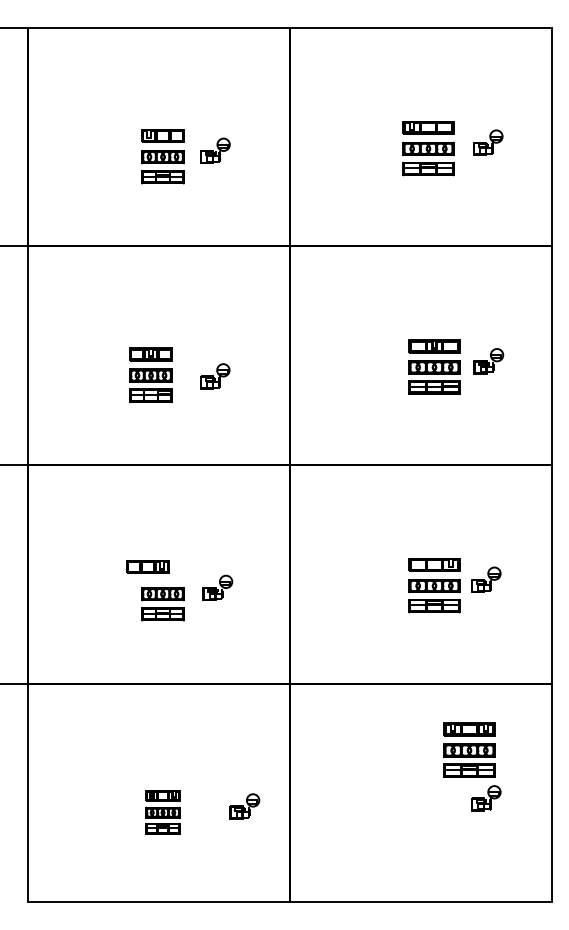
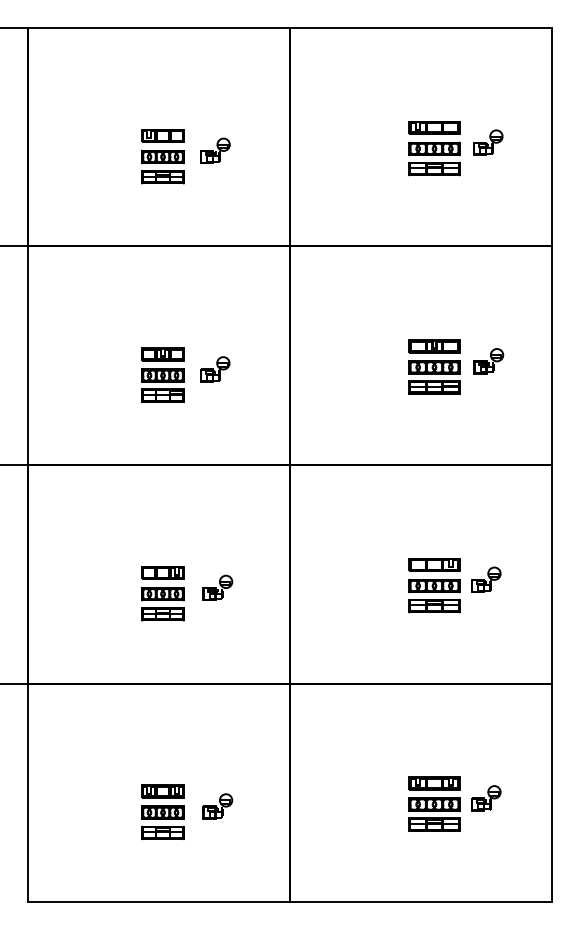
part position: (428, 148) -> (434, 148) (434, 148)
part position: (150, 374) -> (162, 374) (162, 374)
part position: (215, 376) -> (215, 369) (215, 369)
part position: (147, 566) -> (162, 572) (162, 572)
part position: (469, 749) -> (434, 803) (434, 803)
part position: (244, 806) -> (217, 806) (217, 806)
part size: 36x45 px -> 44x57 px (162, 812)
